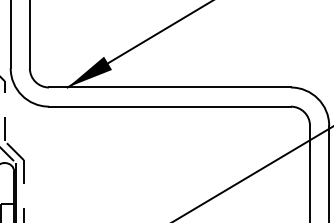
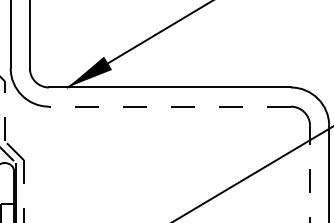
line: solid -> dashed (169, 106)
line: solid -> dashed (310, 173)
